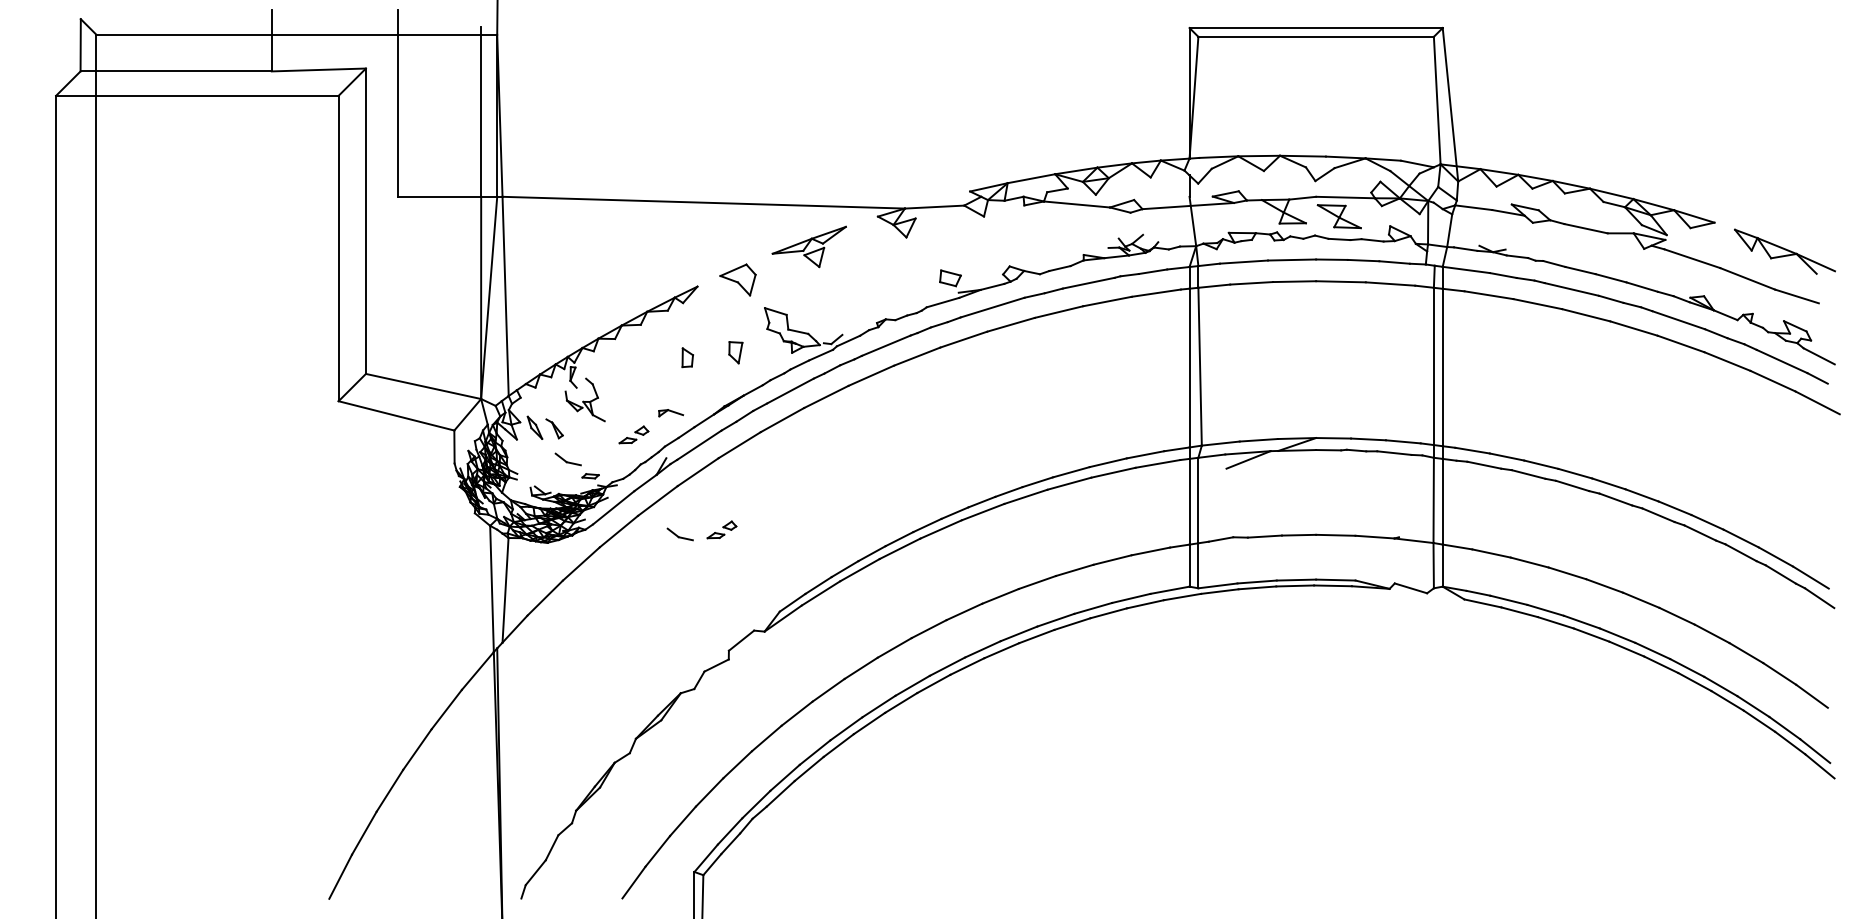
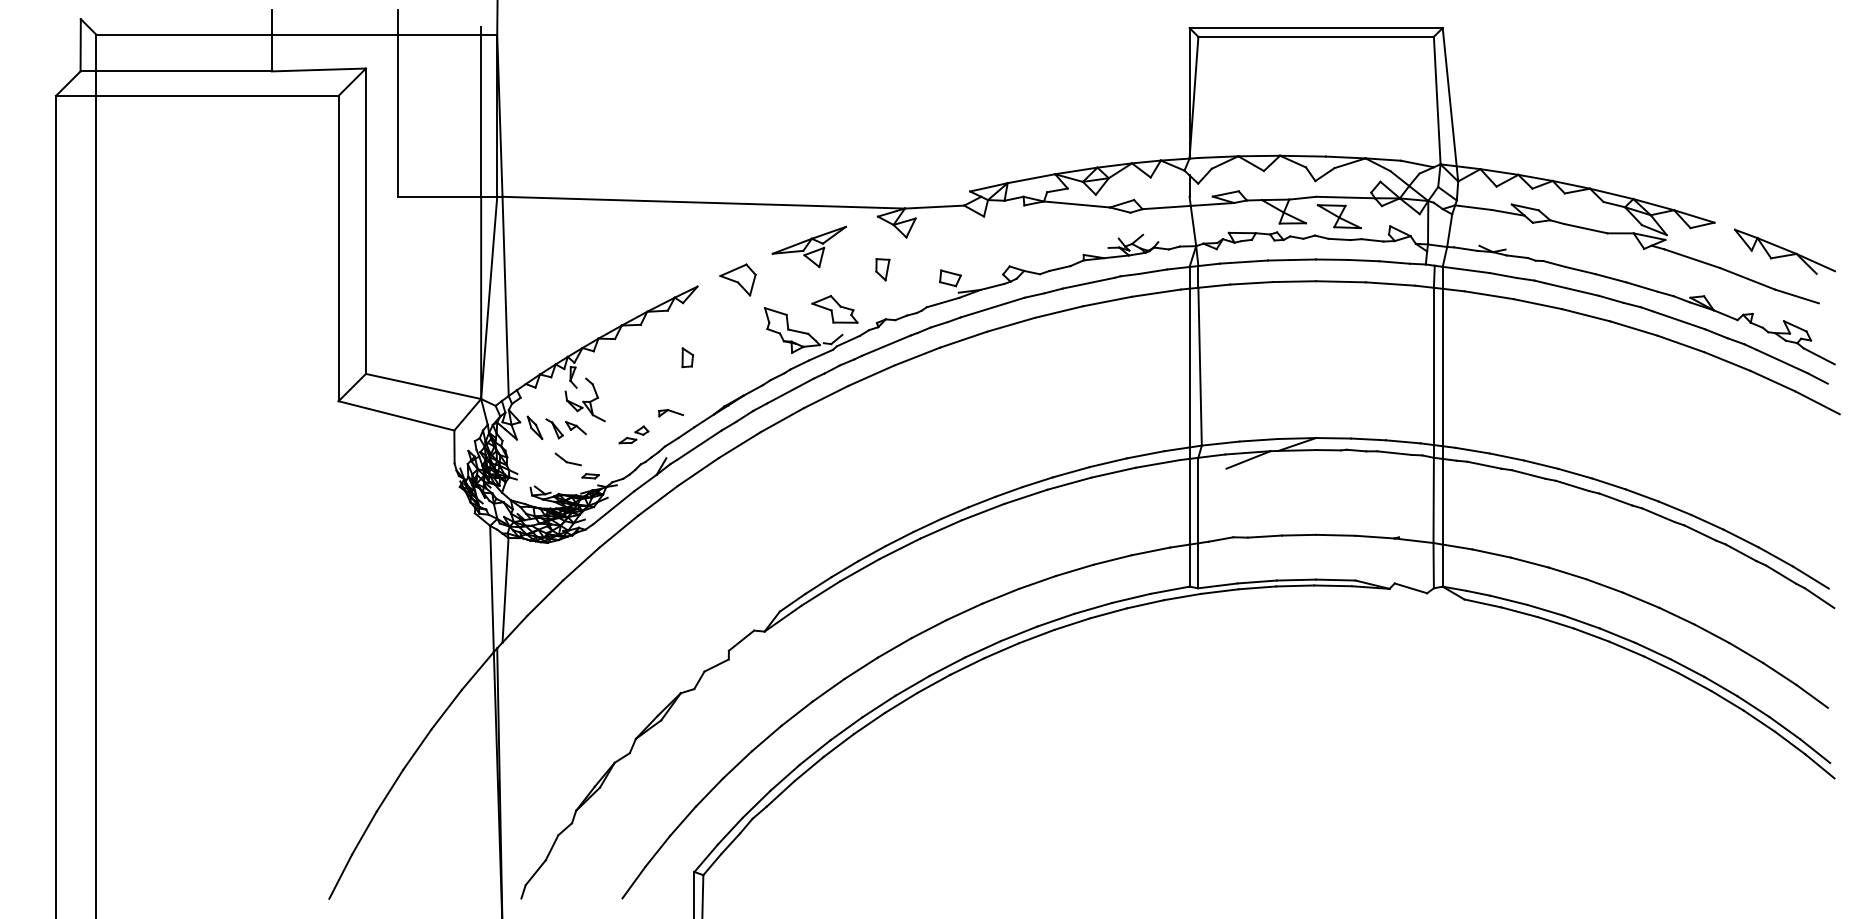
part: none -> present (834, 309)
part position: (735, 352) -> (882, 269) (882, 269)
part: none -> present (575, 427)
part: present -> none (721, 529)
part: present -> none (679, 534)
